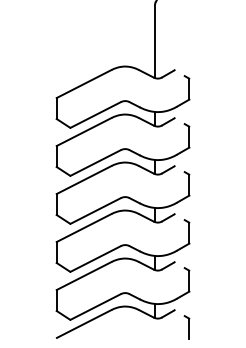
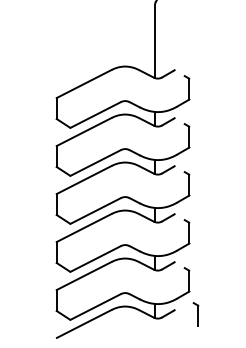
part position: (186, 327) -> (195, 314) (195, 314)
